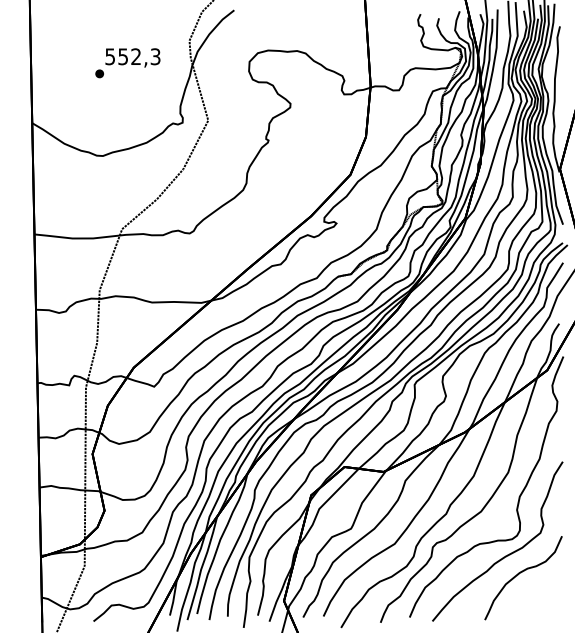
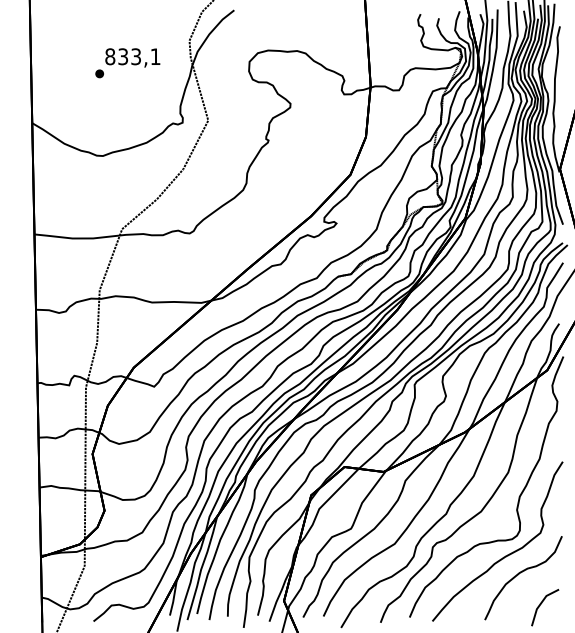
text: 552,3 -> 833,1 (132, 56)
line: none -> present (542, 603)
